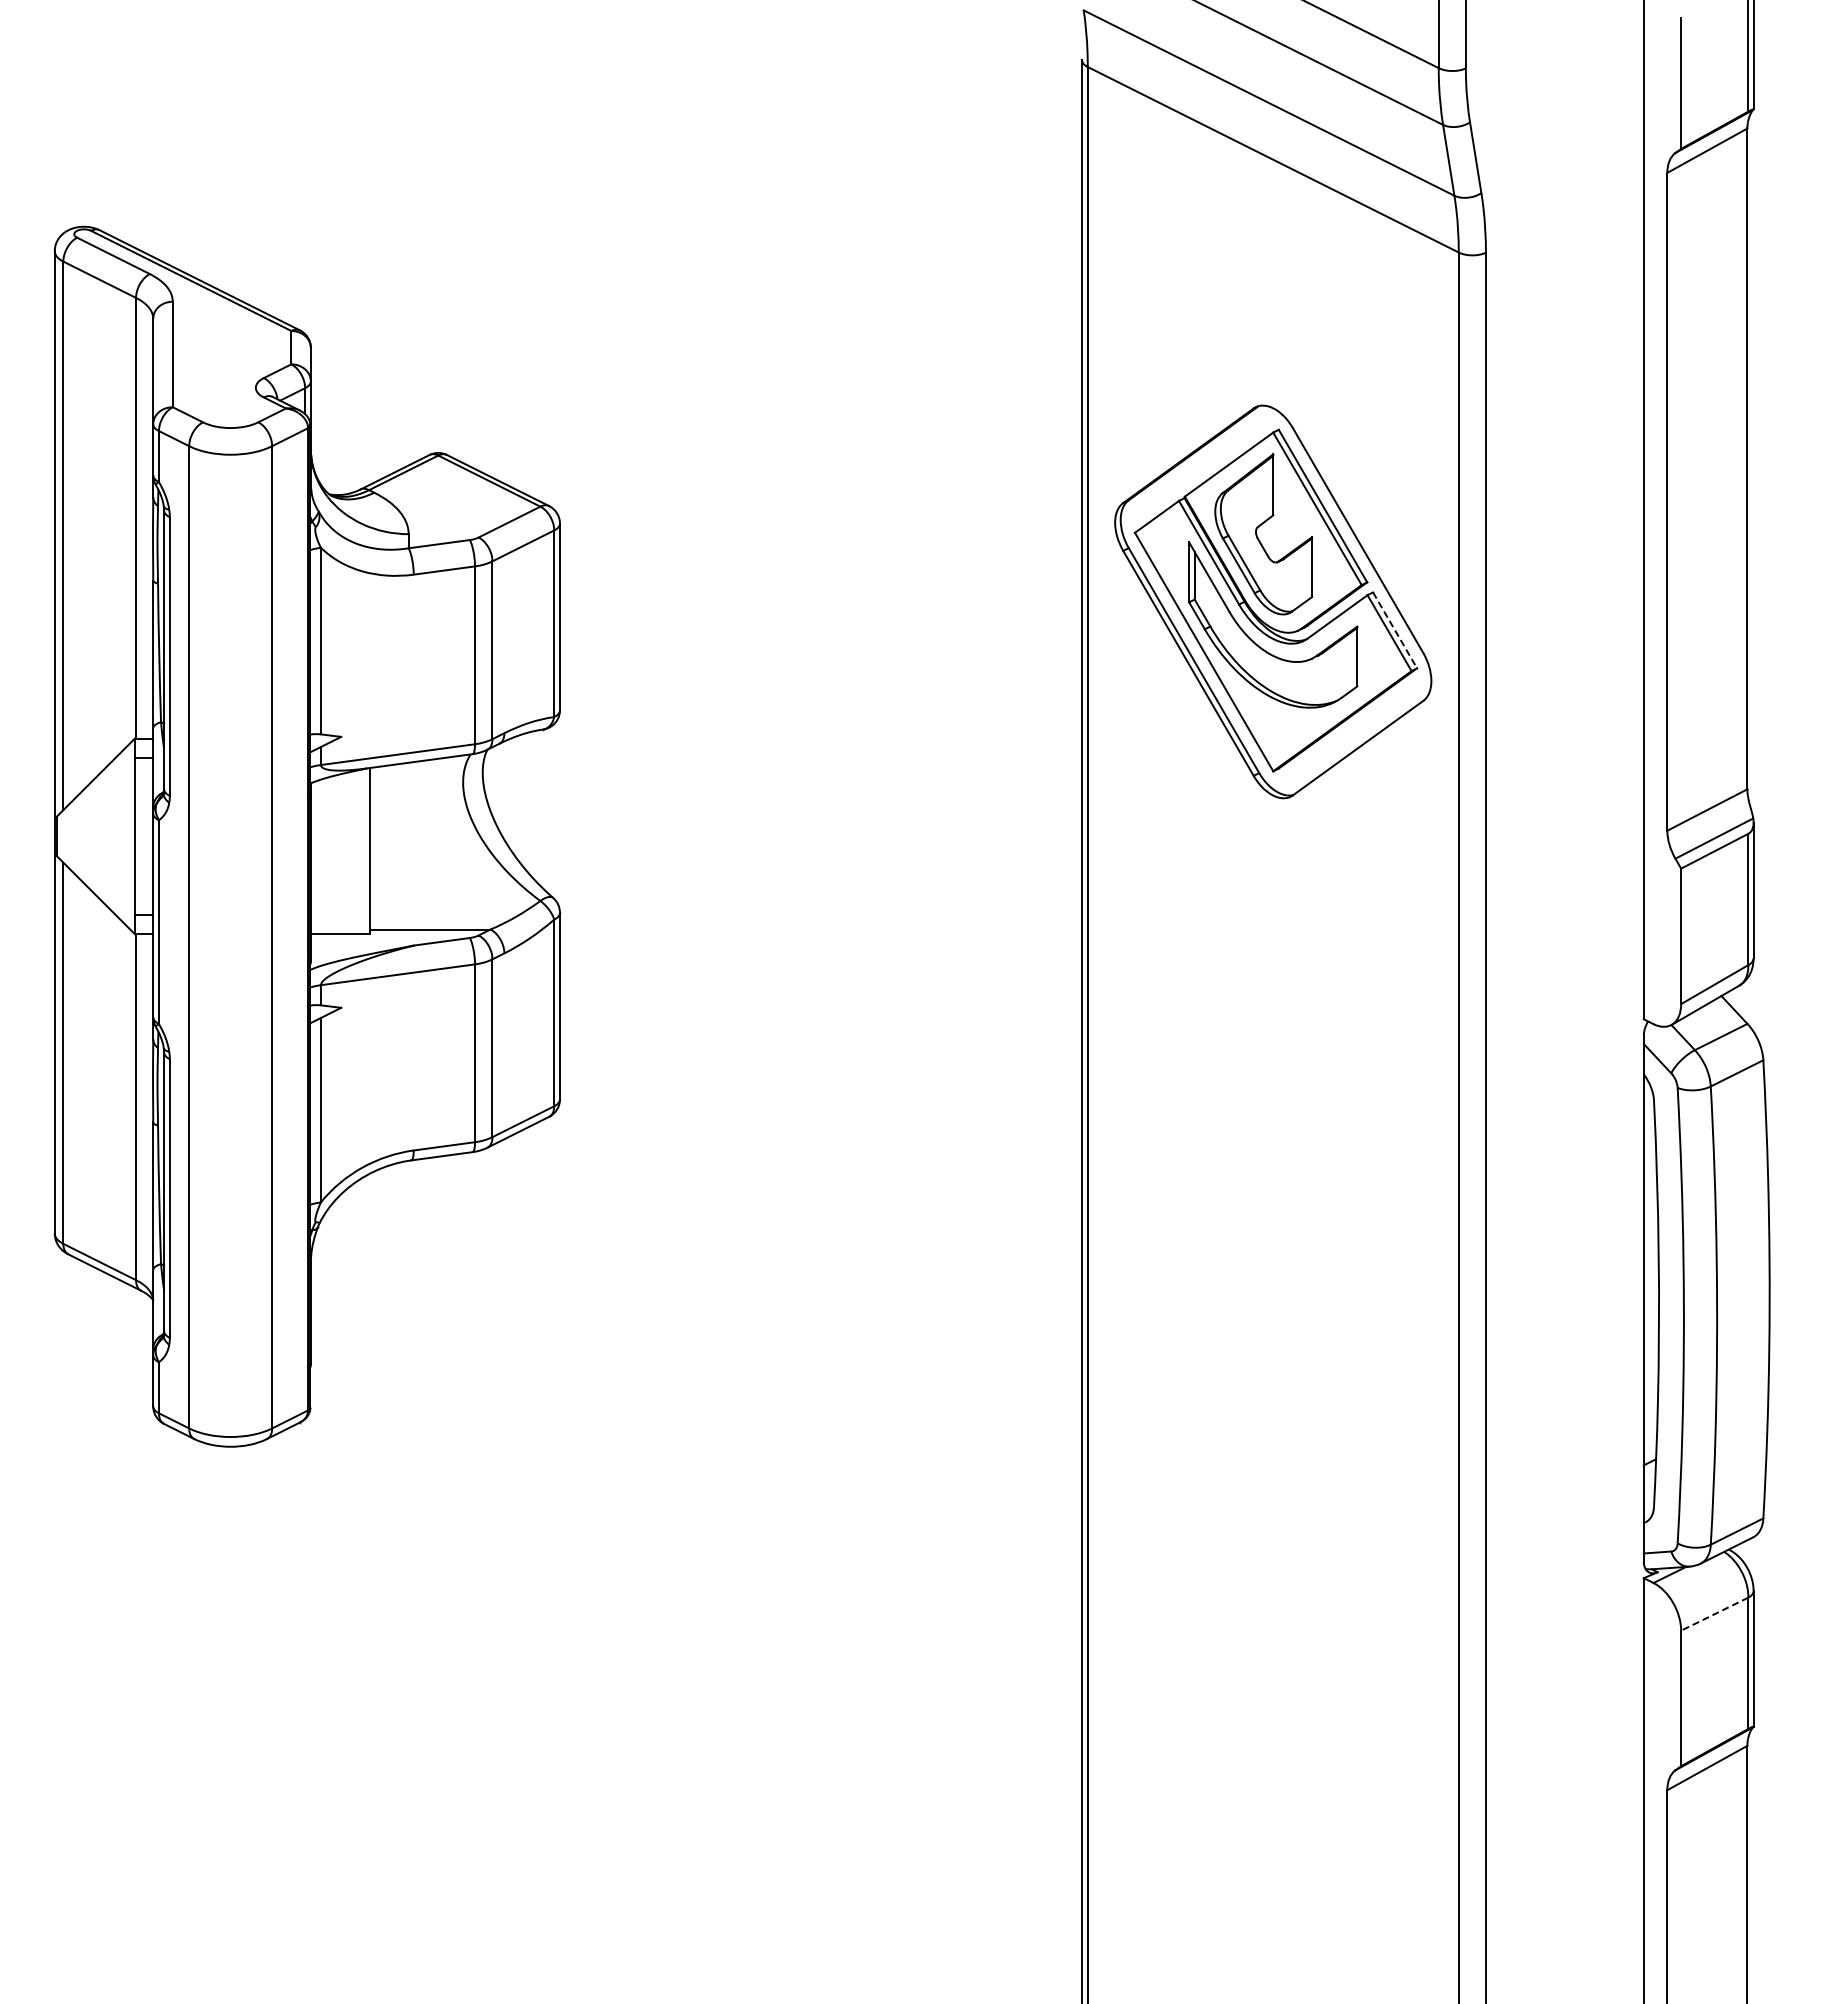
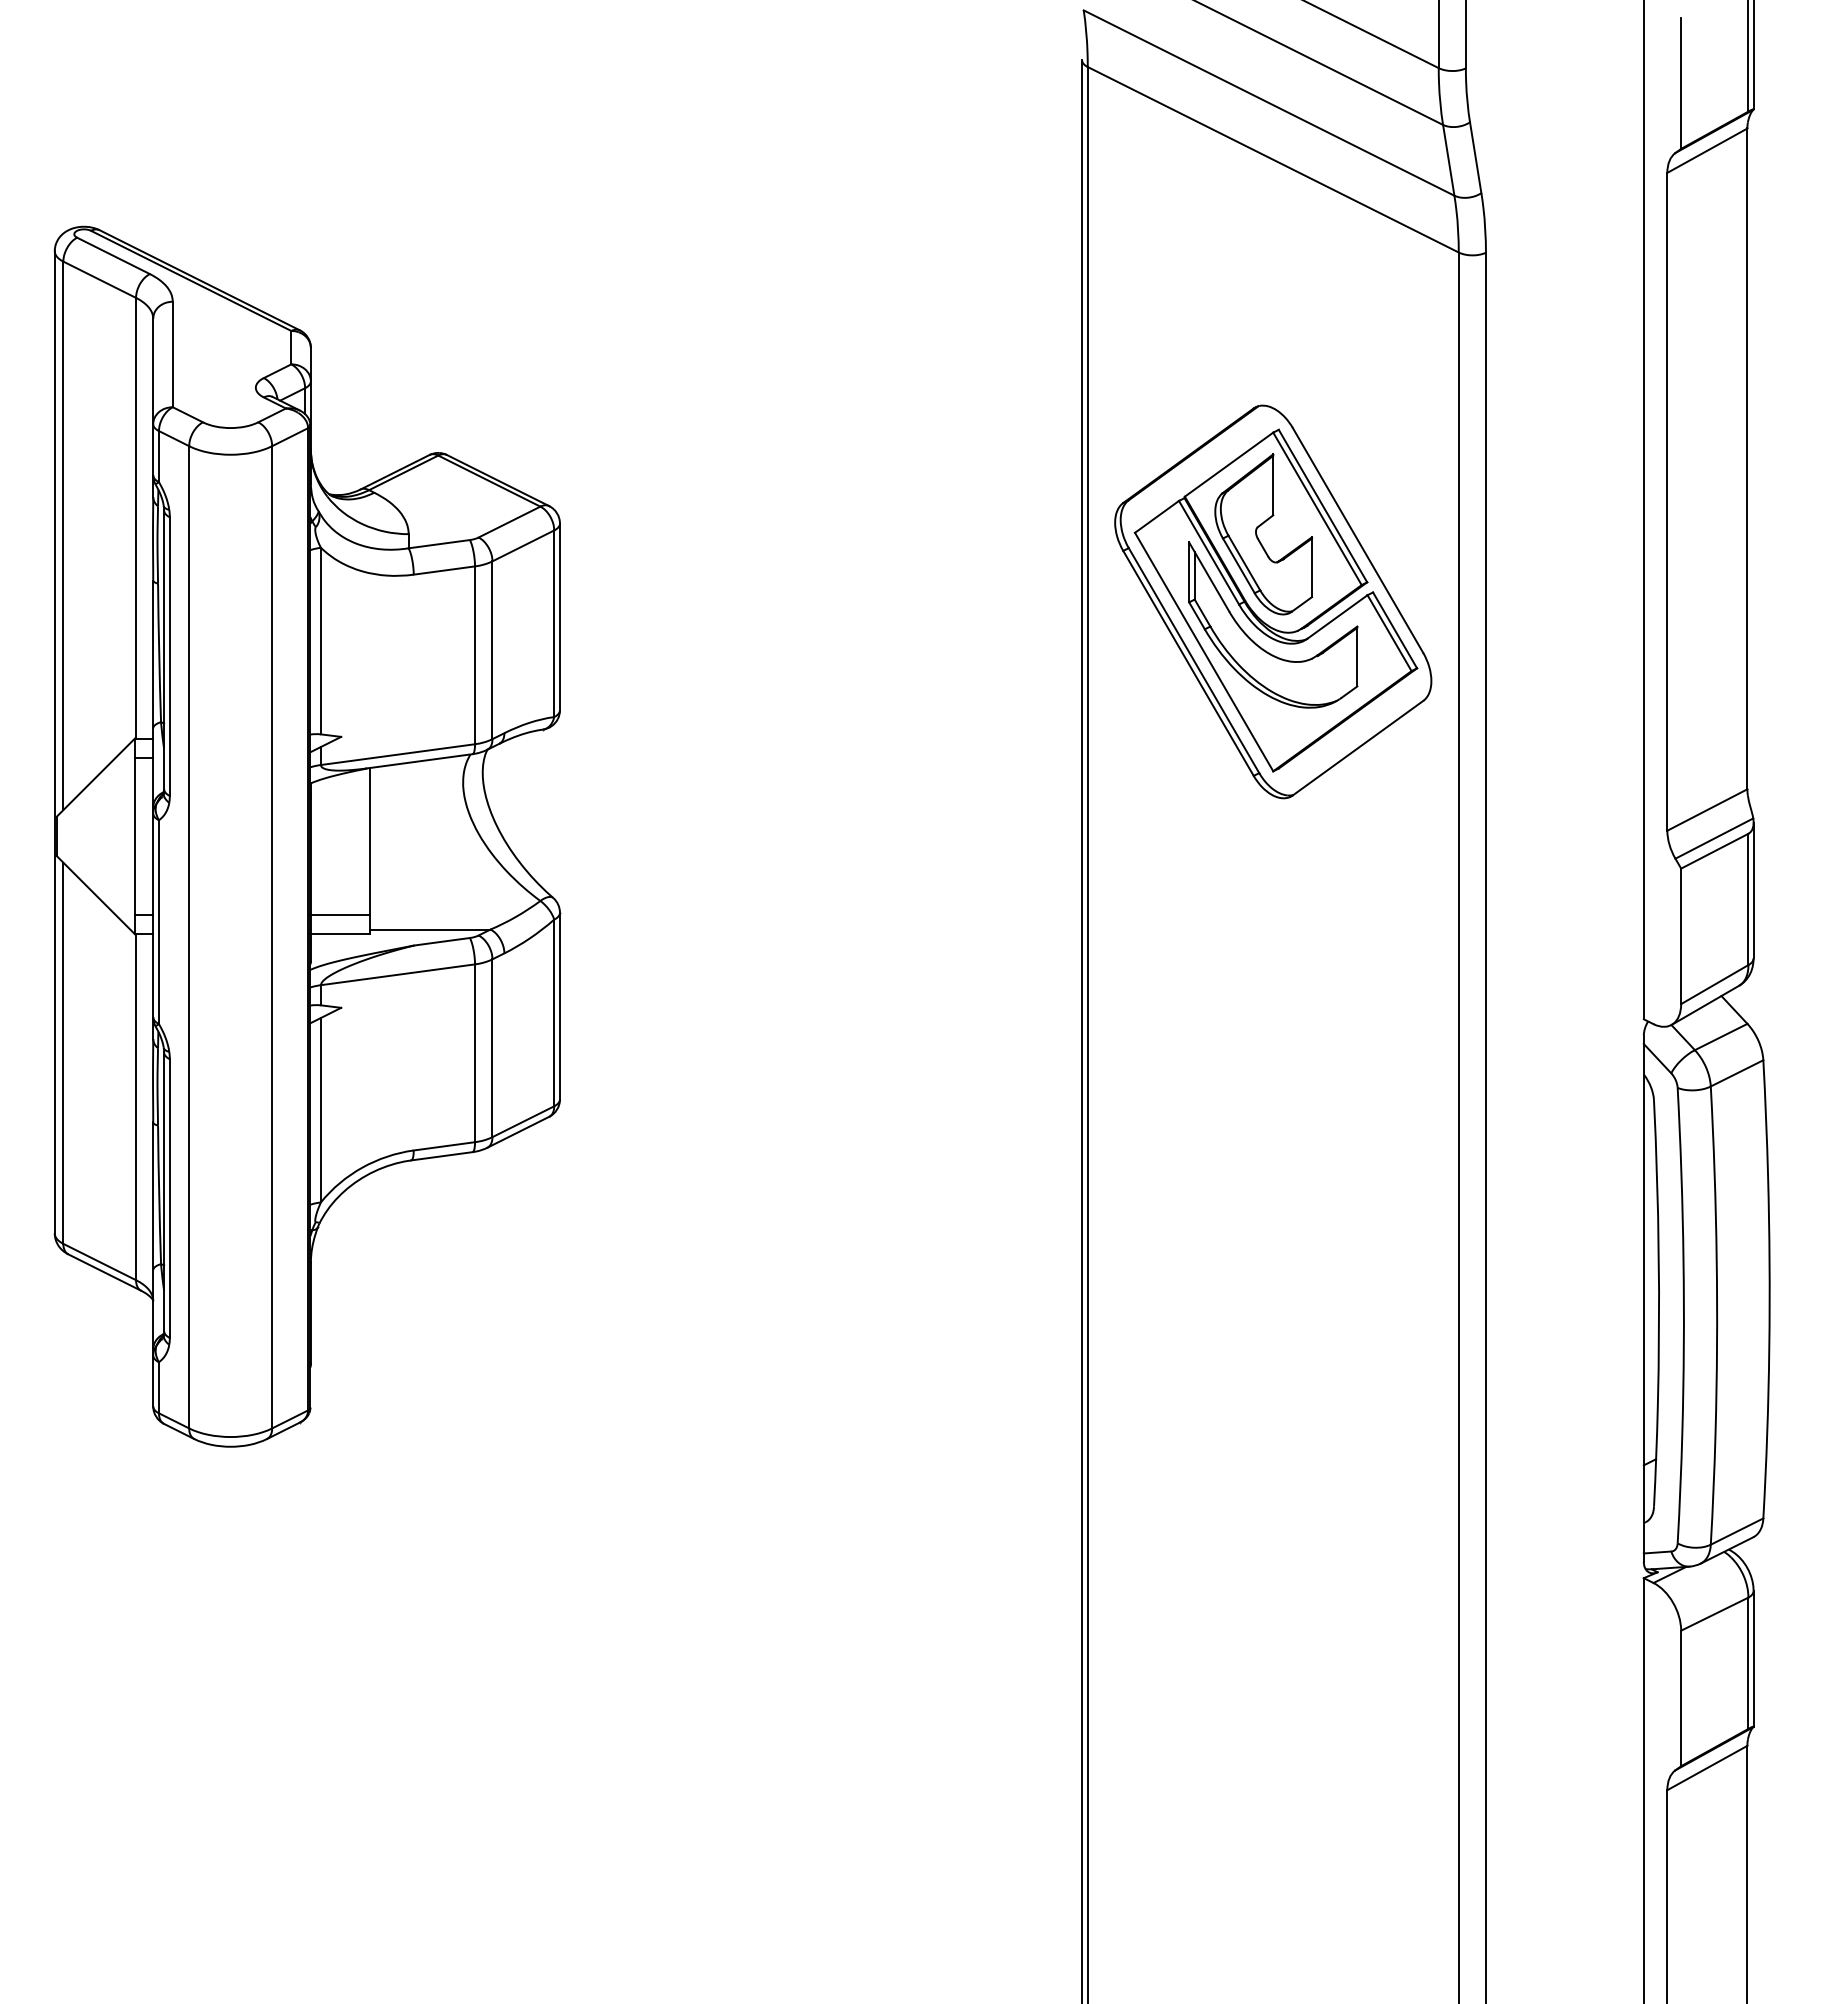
line: dashed -> solid (1395, 630)
line: none -> present (339, 915)
line: dashed -> solid (1714, 1614)
